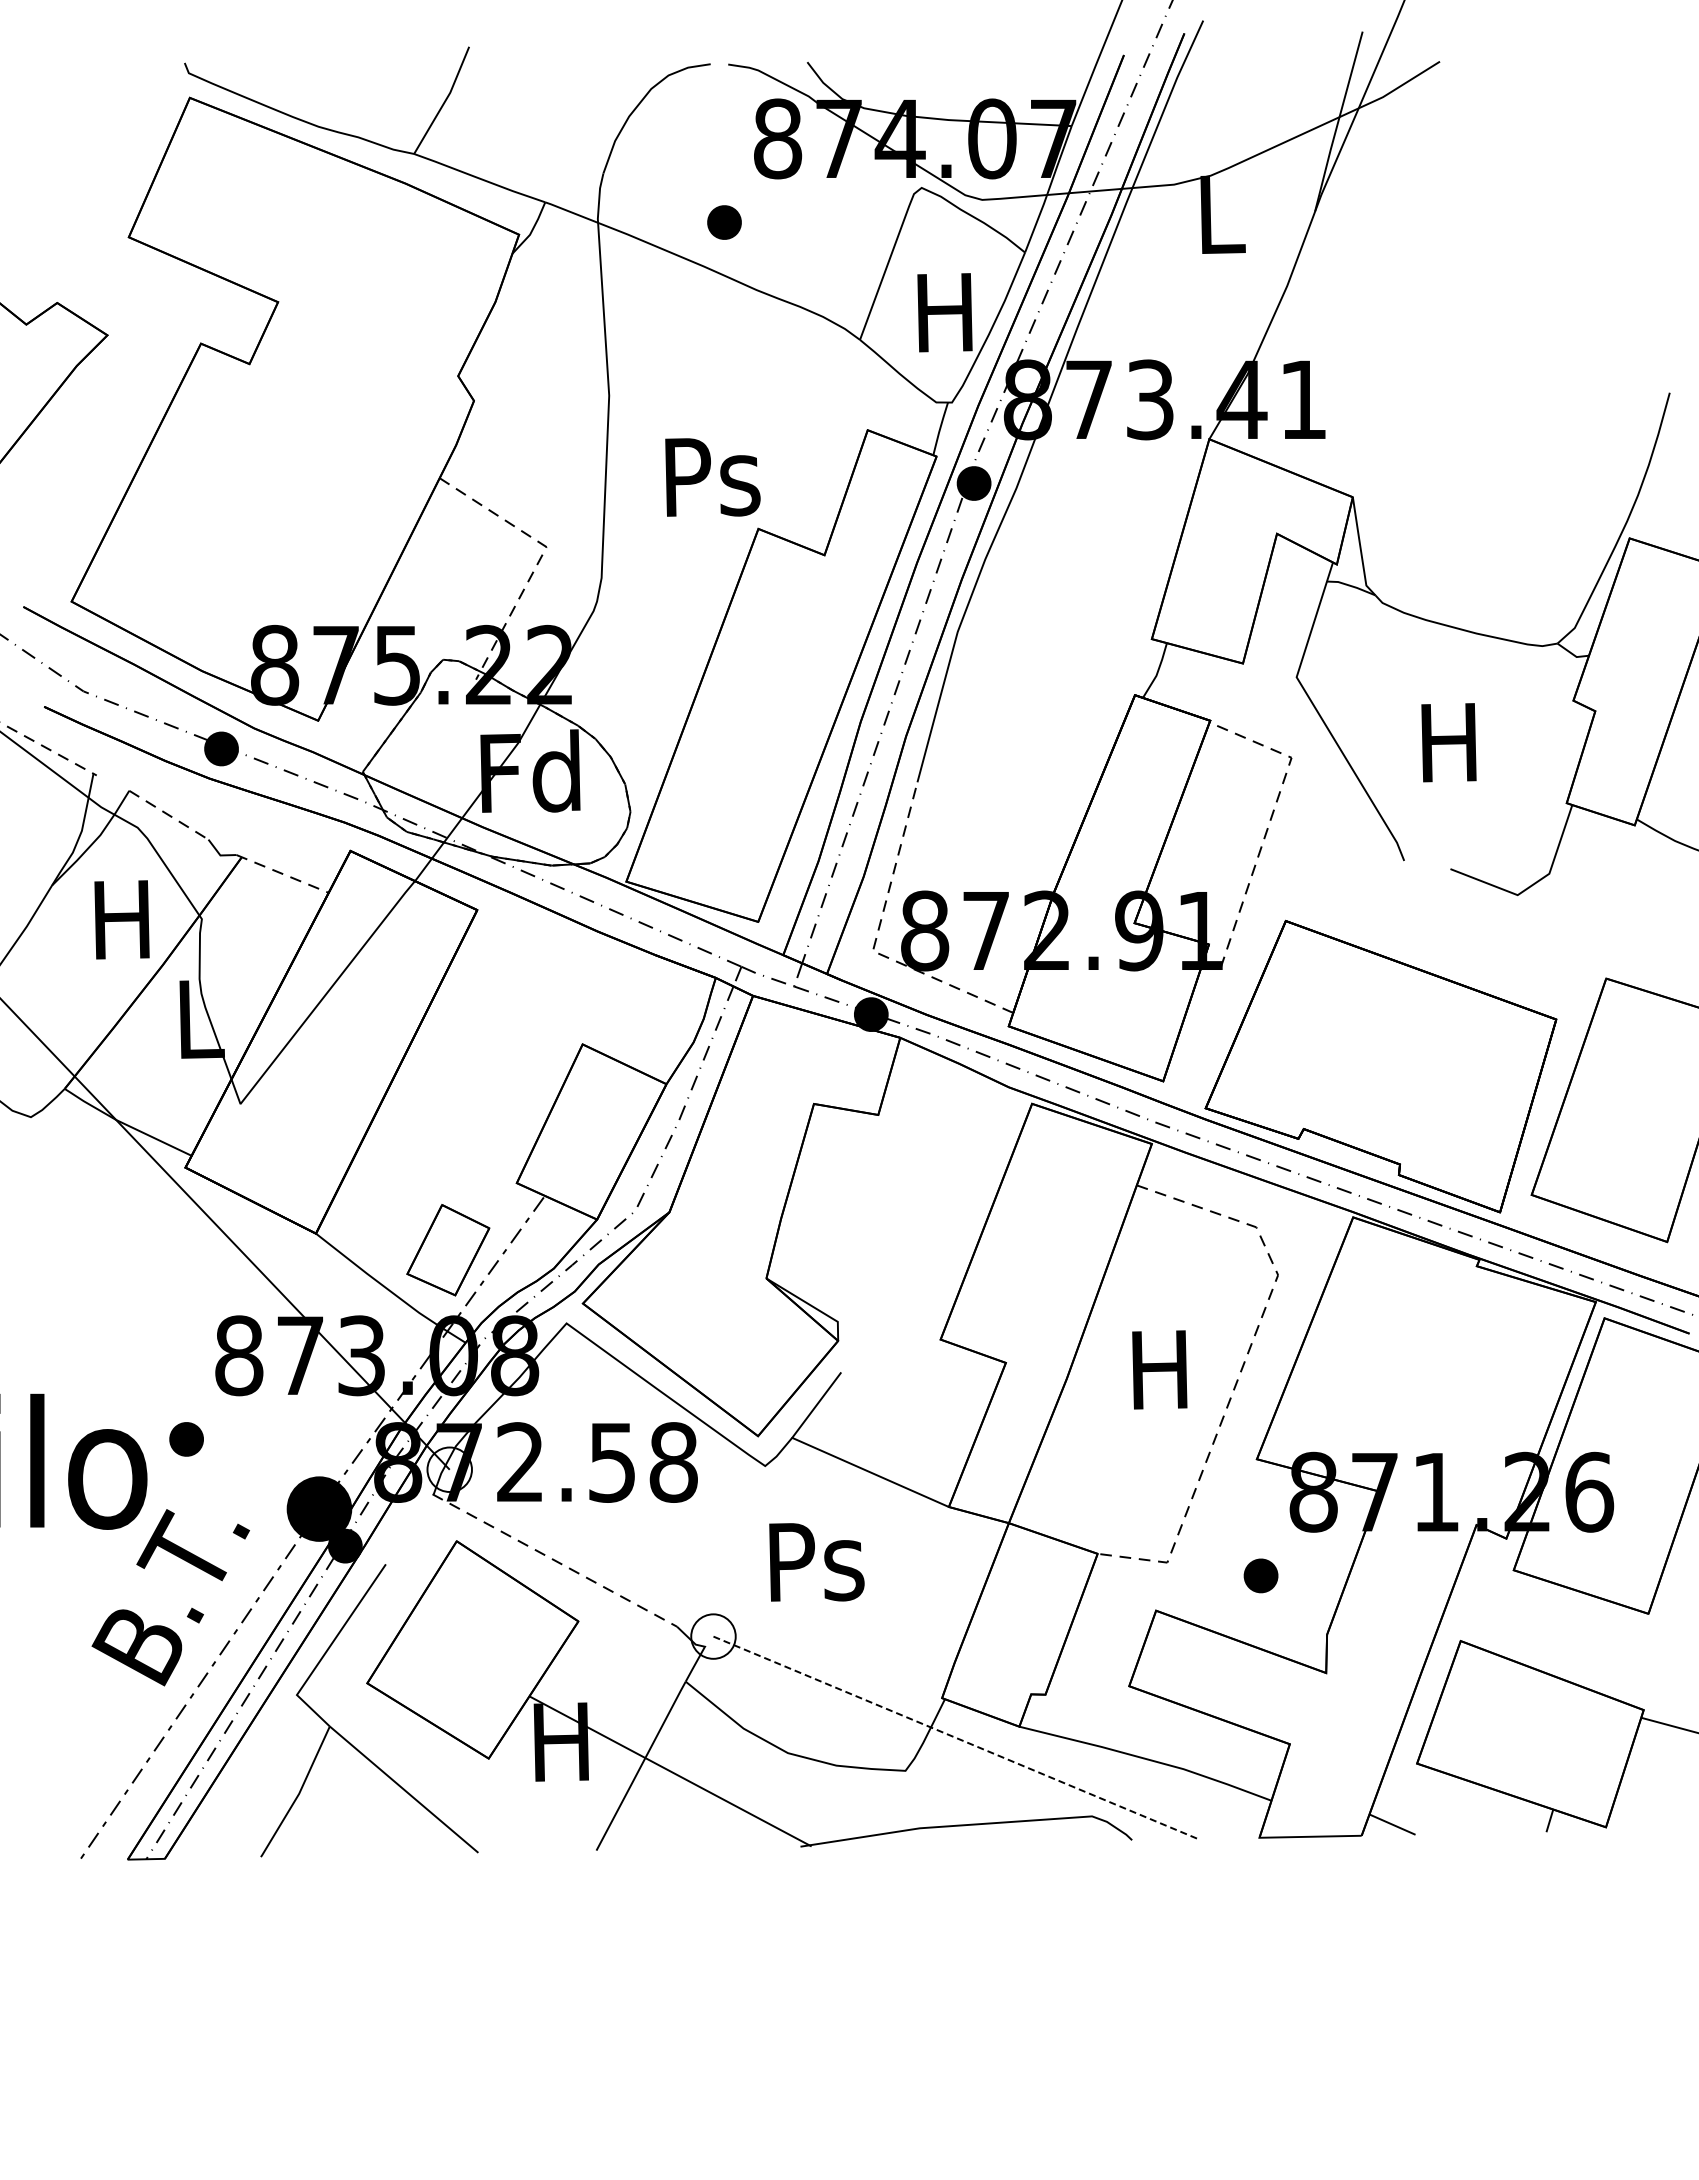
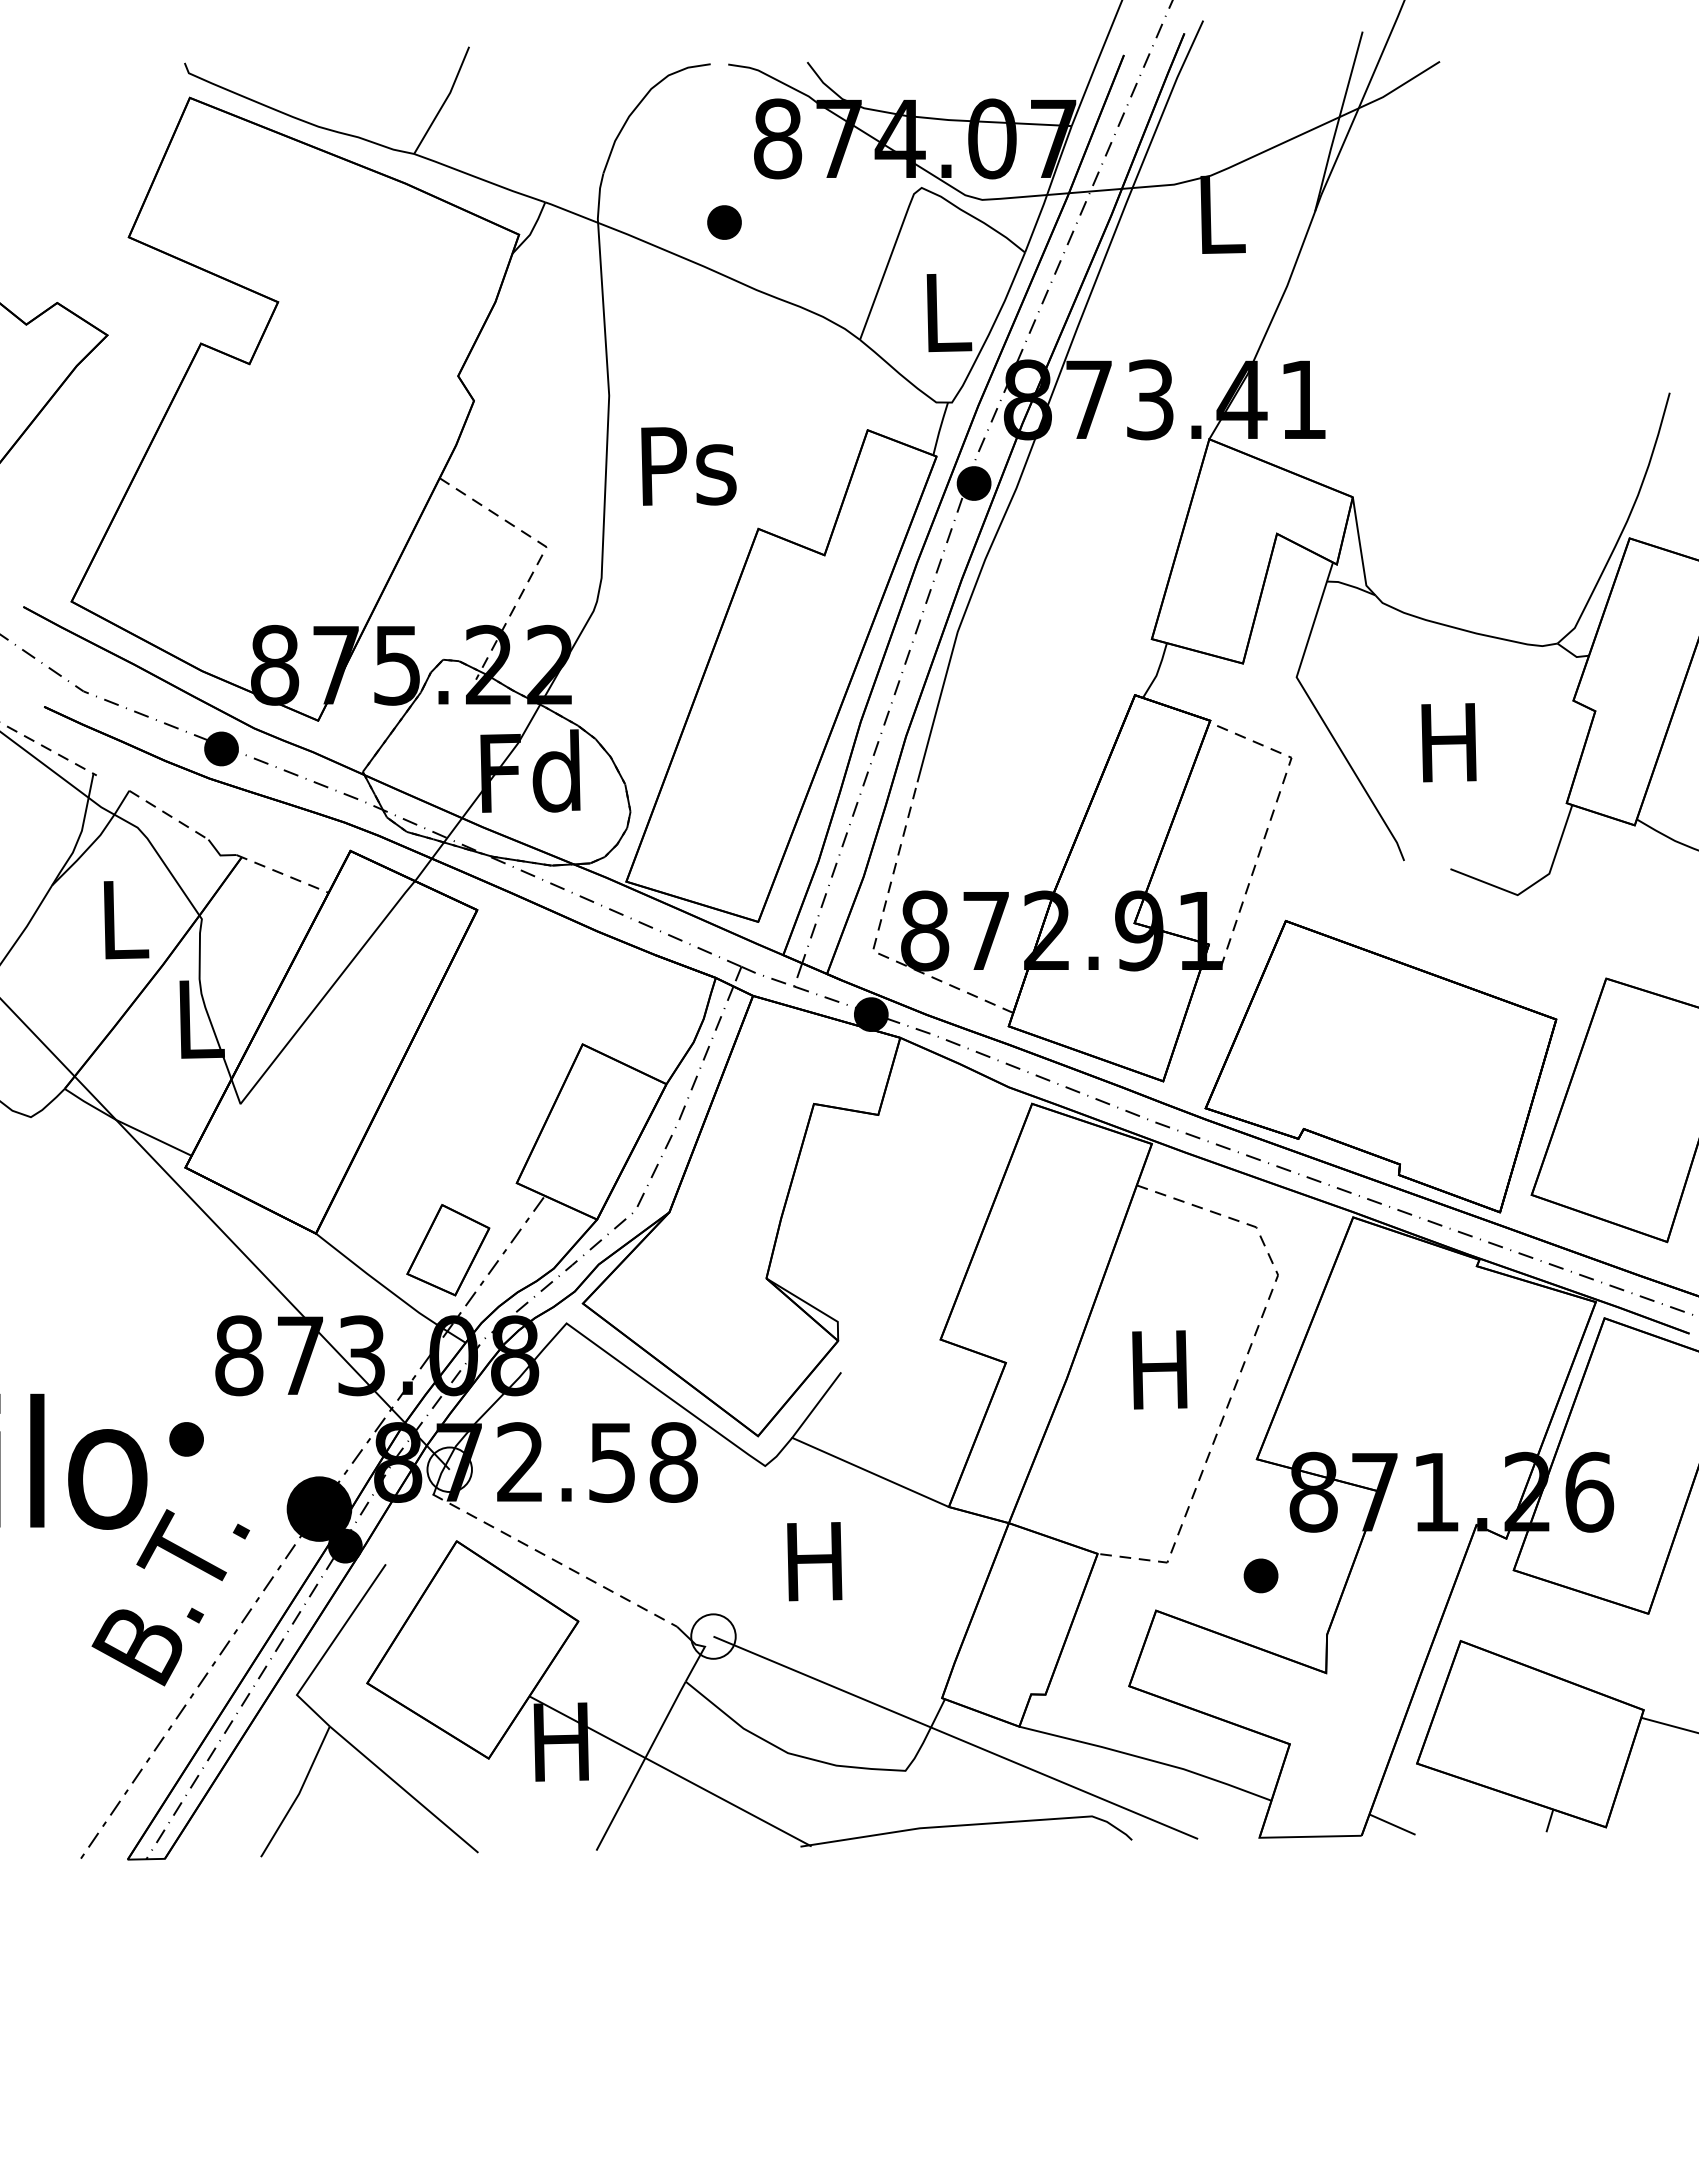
text: H -> L (944, 312)
text position: (712, 477) -> (688, 466) (688, 466)
text: H -> L (121, 919)
text: Ps -> H (816, 1561)
line: dashed -> solid (955, 1737)
